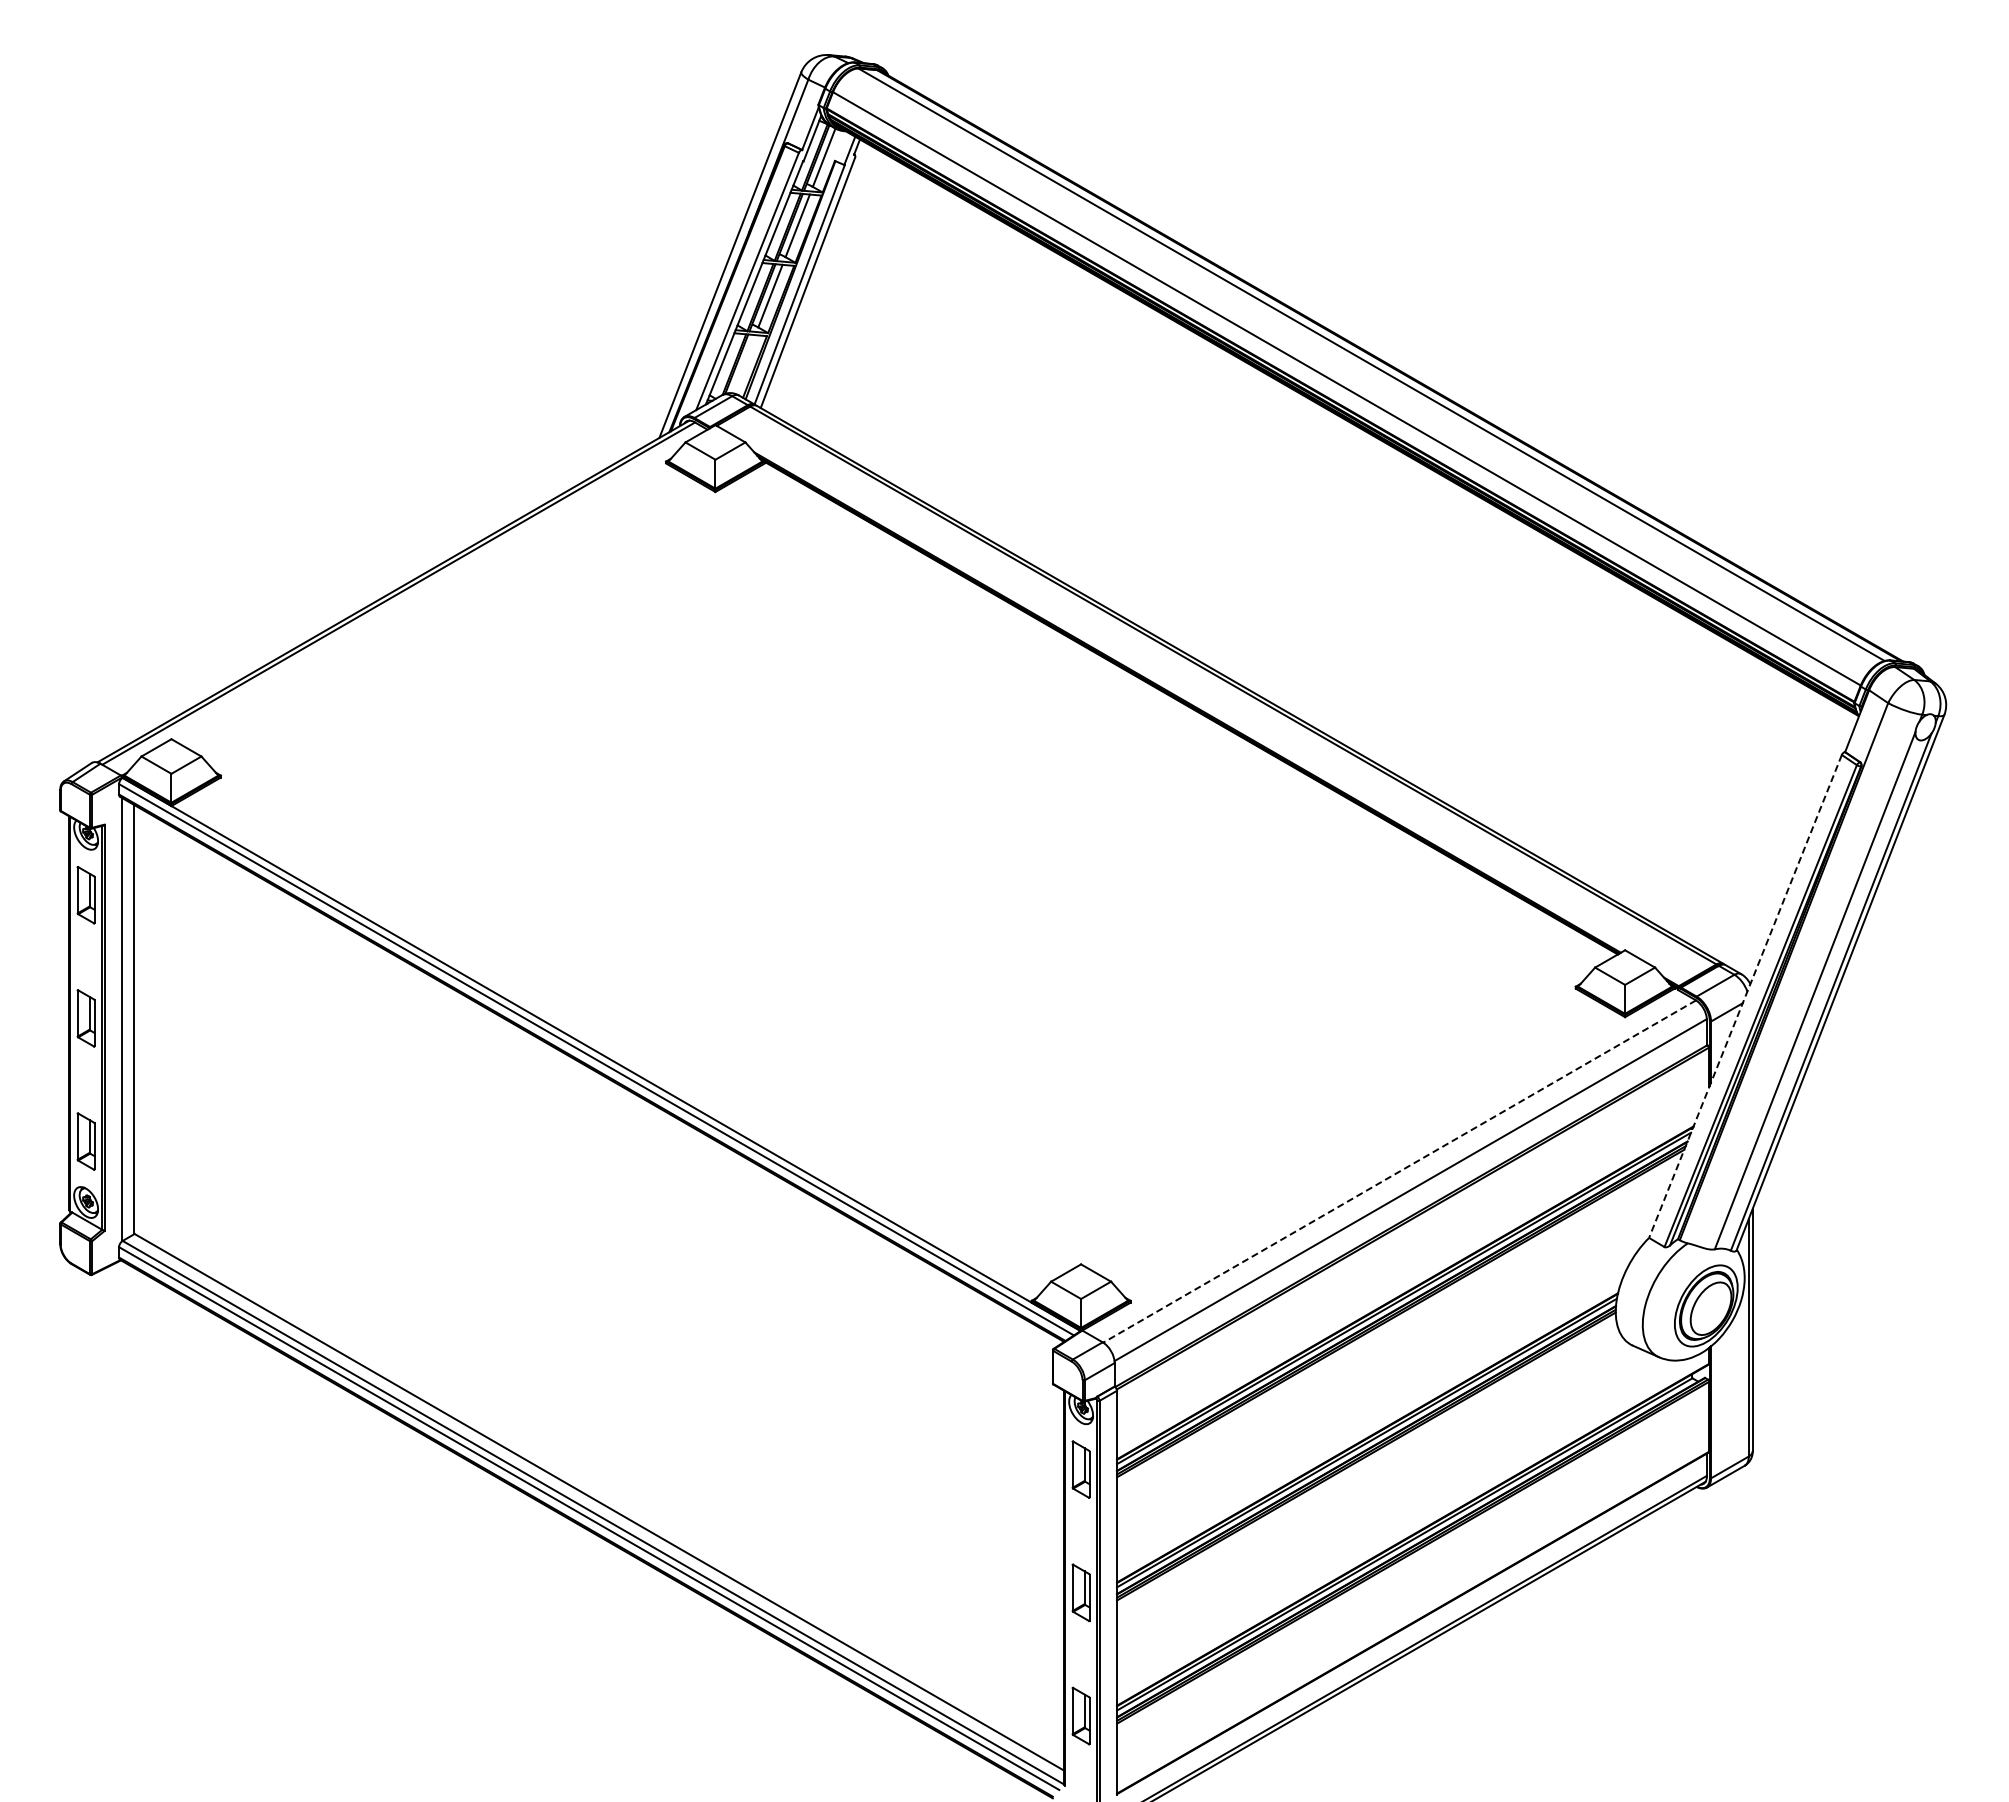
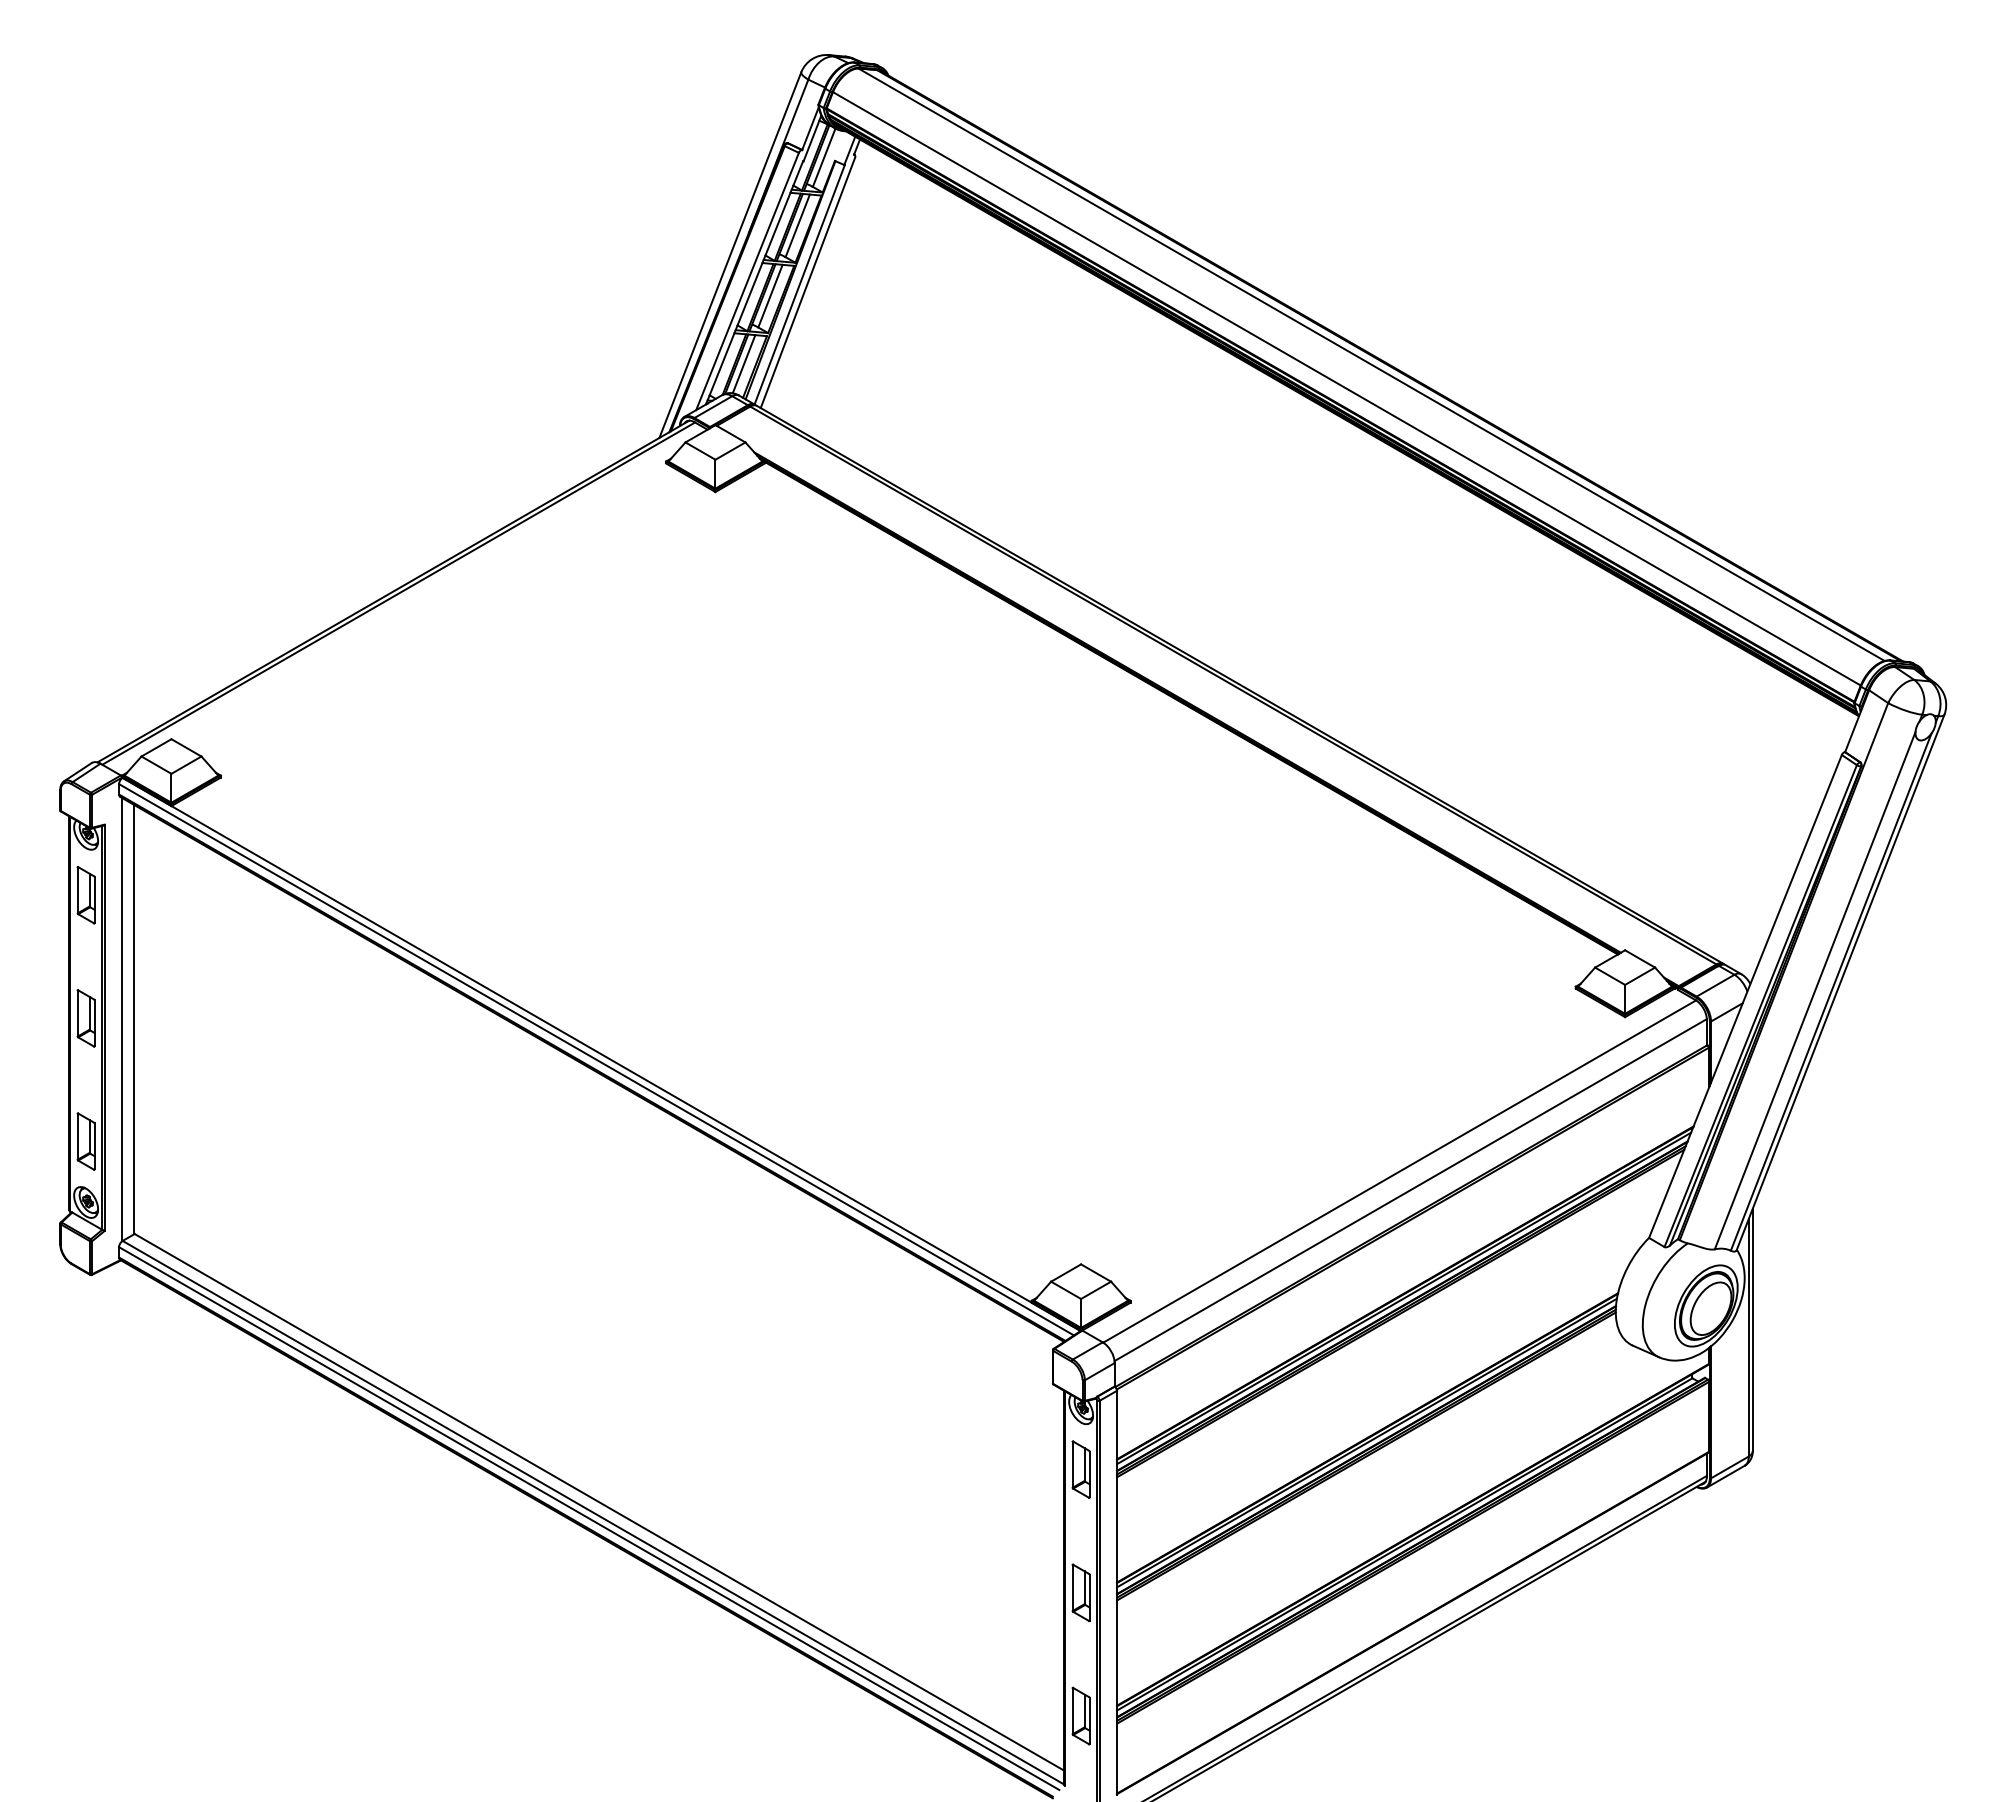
line: none -> present (743, 364)
line: dashed -> solid (1745, 996)
line: dashed -> solid (1399, 1171)
